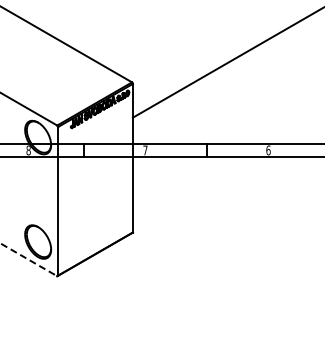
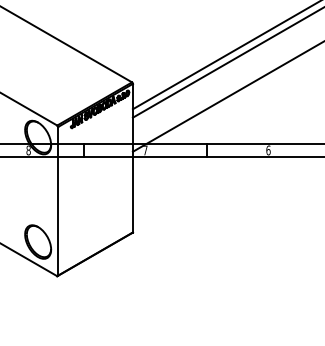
line: none -> present (225, 55)
line: none -> present (226, 96)
line: dashed -> solid (28, 259)
